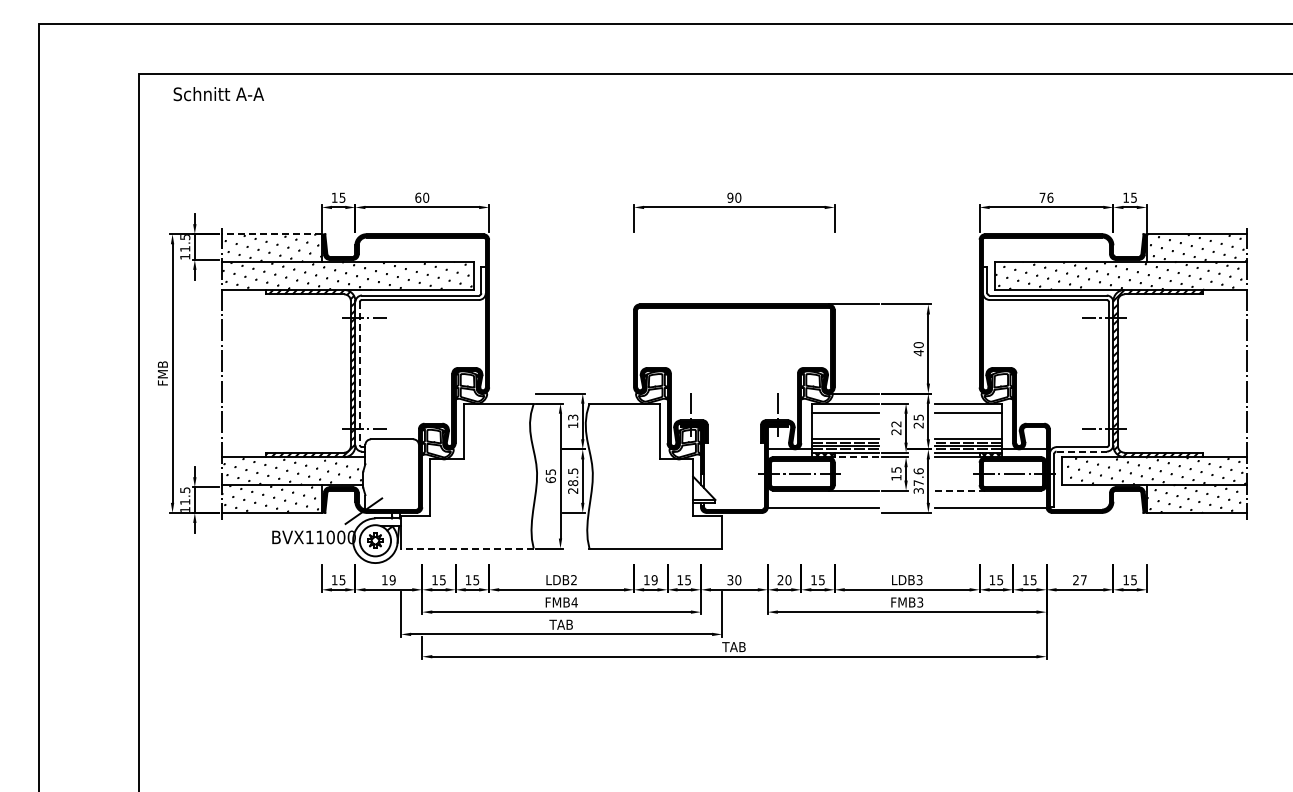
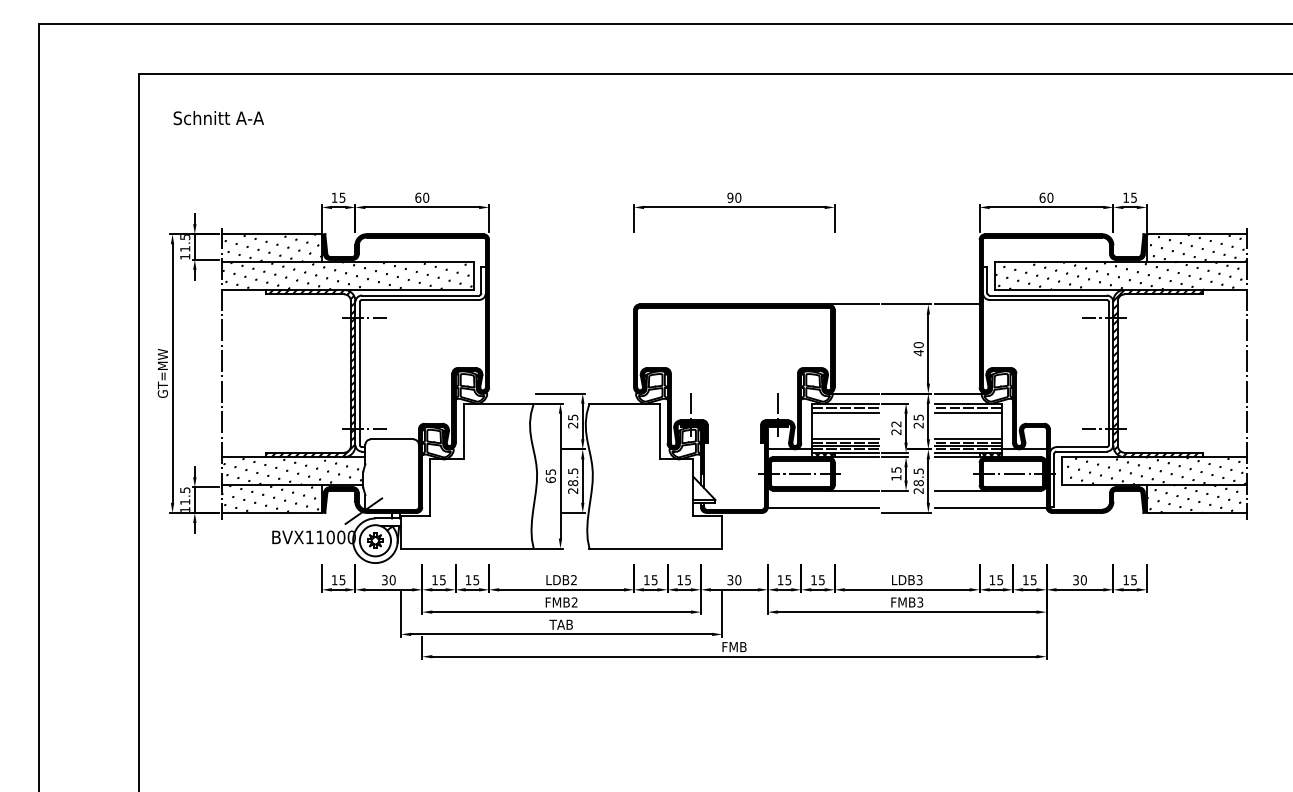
text position: (218, 94) -> (218, 118) (218, 118)
text: 76 -> 60 (1046, 197)
line: dashed -> solid (271, 234)
line: none -> present (957, 304)
text: FMB -> GT=MW (162, 372)
line: dashed -> solid (359, 374)
line: none -> present (960, 393)
line: none -> present (845, 408)
line: none -> present (968, 408)
text: 13 -> 25 (572, 421)
line: dashed -> solid (1082, 451)
line: dashed -> solid (856, 457)
text: 37.6 -> 28.5 (918, 480)
line: dashed -> solid (960, 490)
line: dashed -> solid (466, 548)
text: 19 -> 15 (654, 579)
text: 19 -> 30 (388, 580)
text: 20 -> 15 (784, 580)
text: 27 -> 30 (1079, 580)
text: FMB4 -> FMB2 (574, 602)
text: TAB -> FMB (734, 646)
